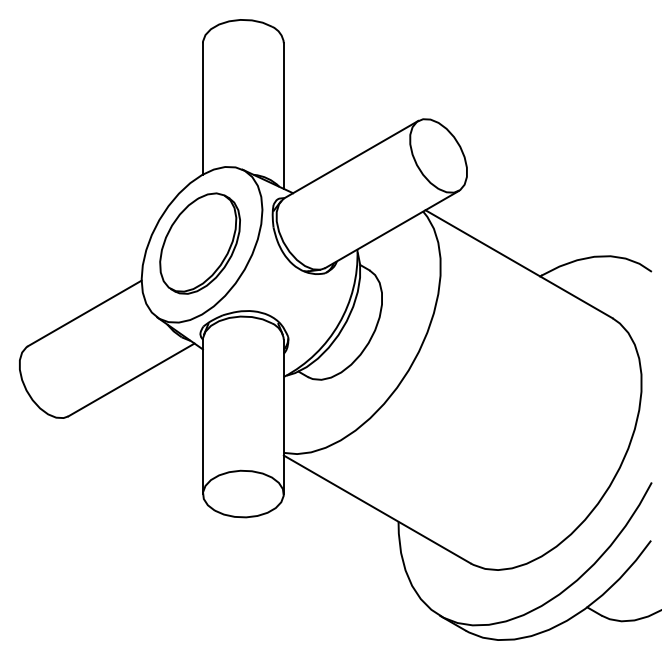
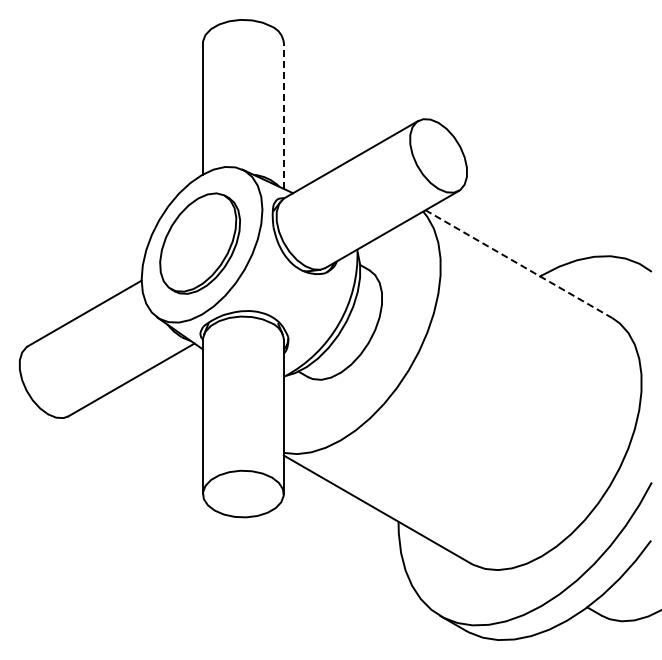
line: solid -> dashed (283, 116)
line: solid -> dashed (518, 264)
